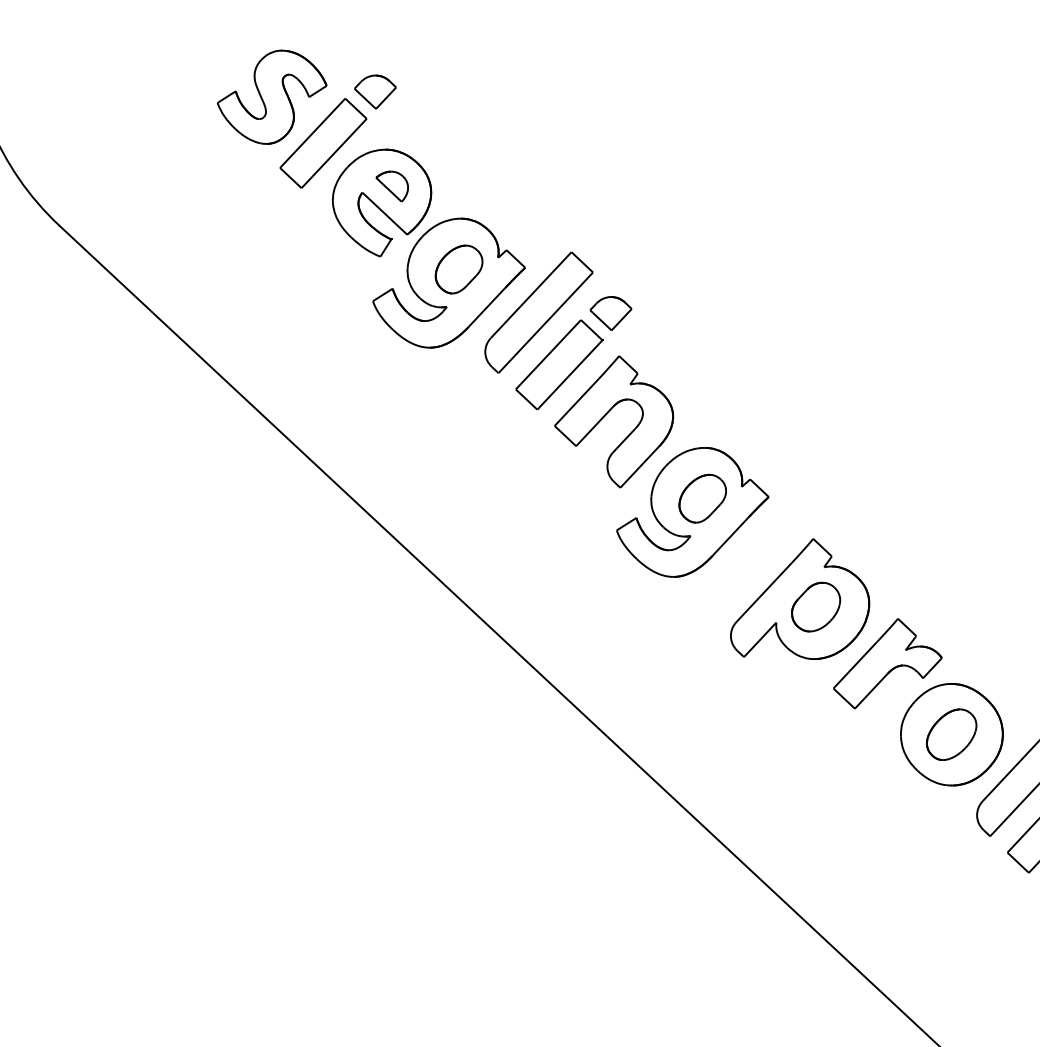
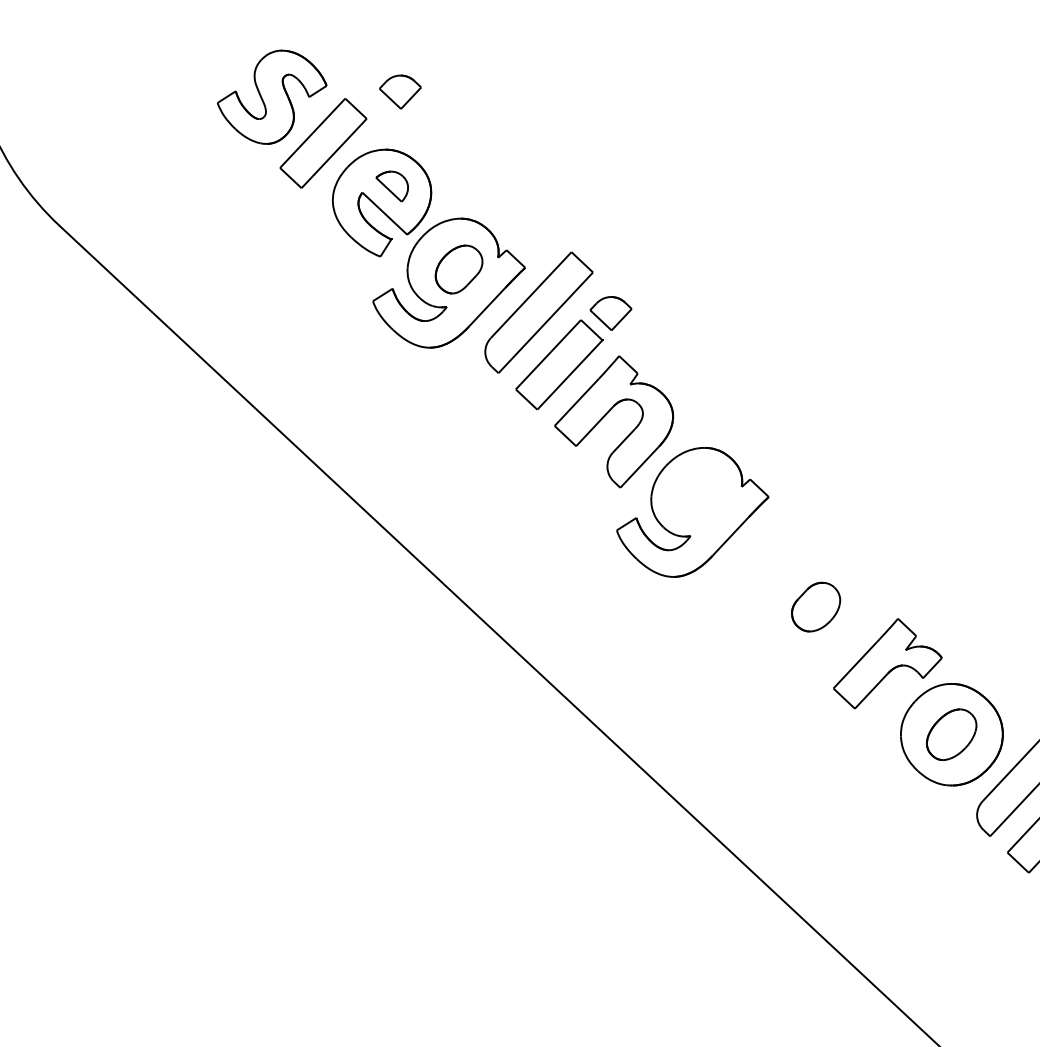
part position: (375, 91) -> (400, 91) (400, 91)
part: present -> none (702, 498)
part: present -> none (800, 598)
